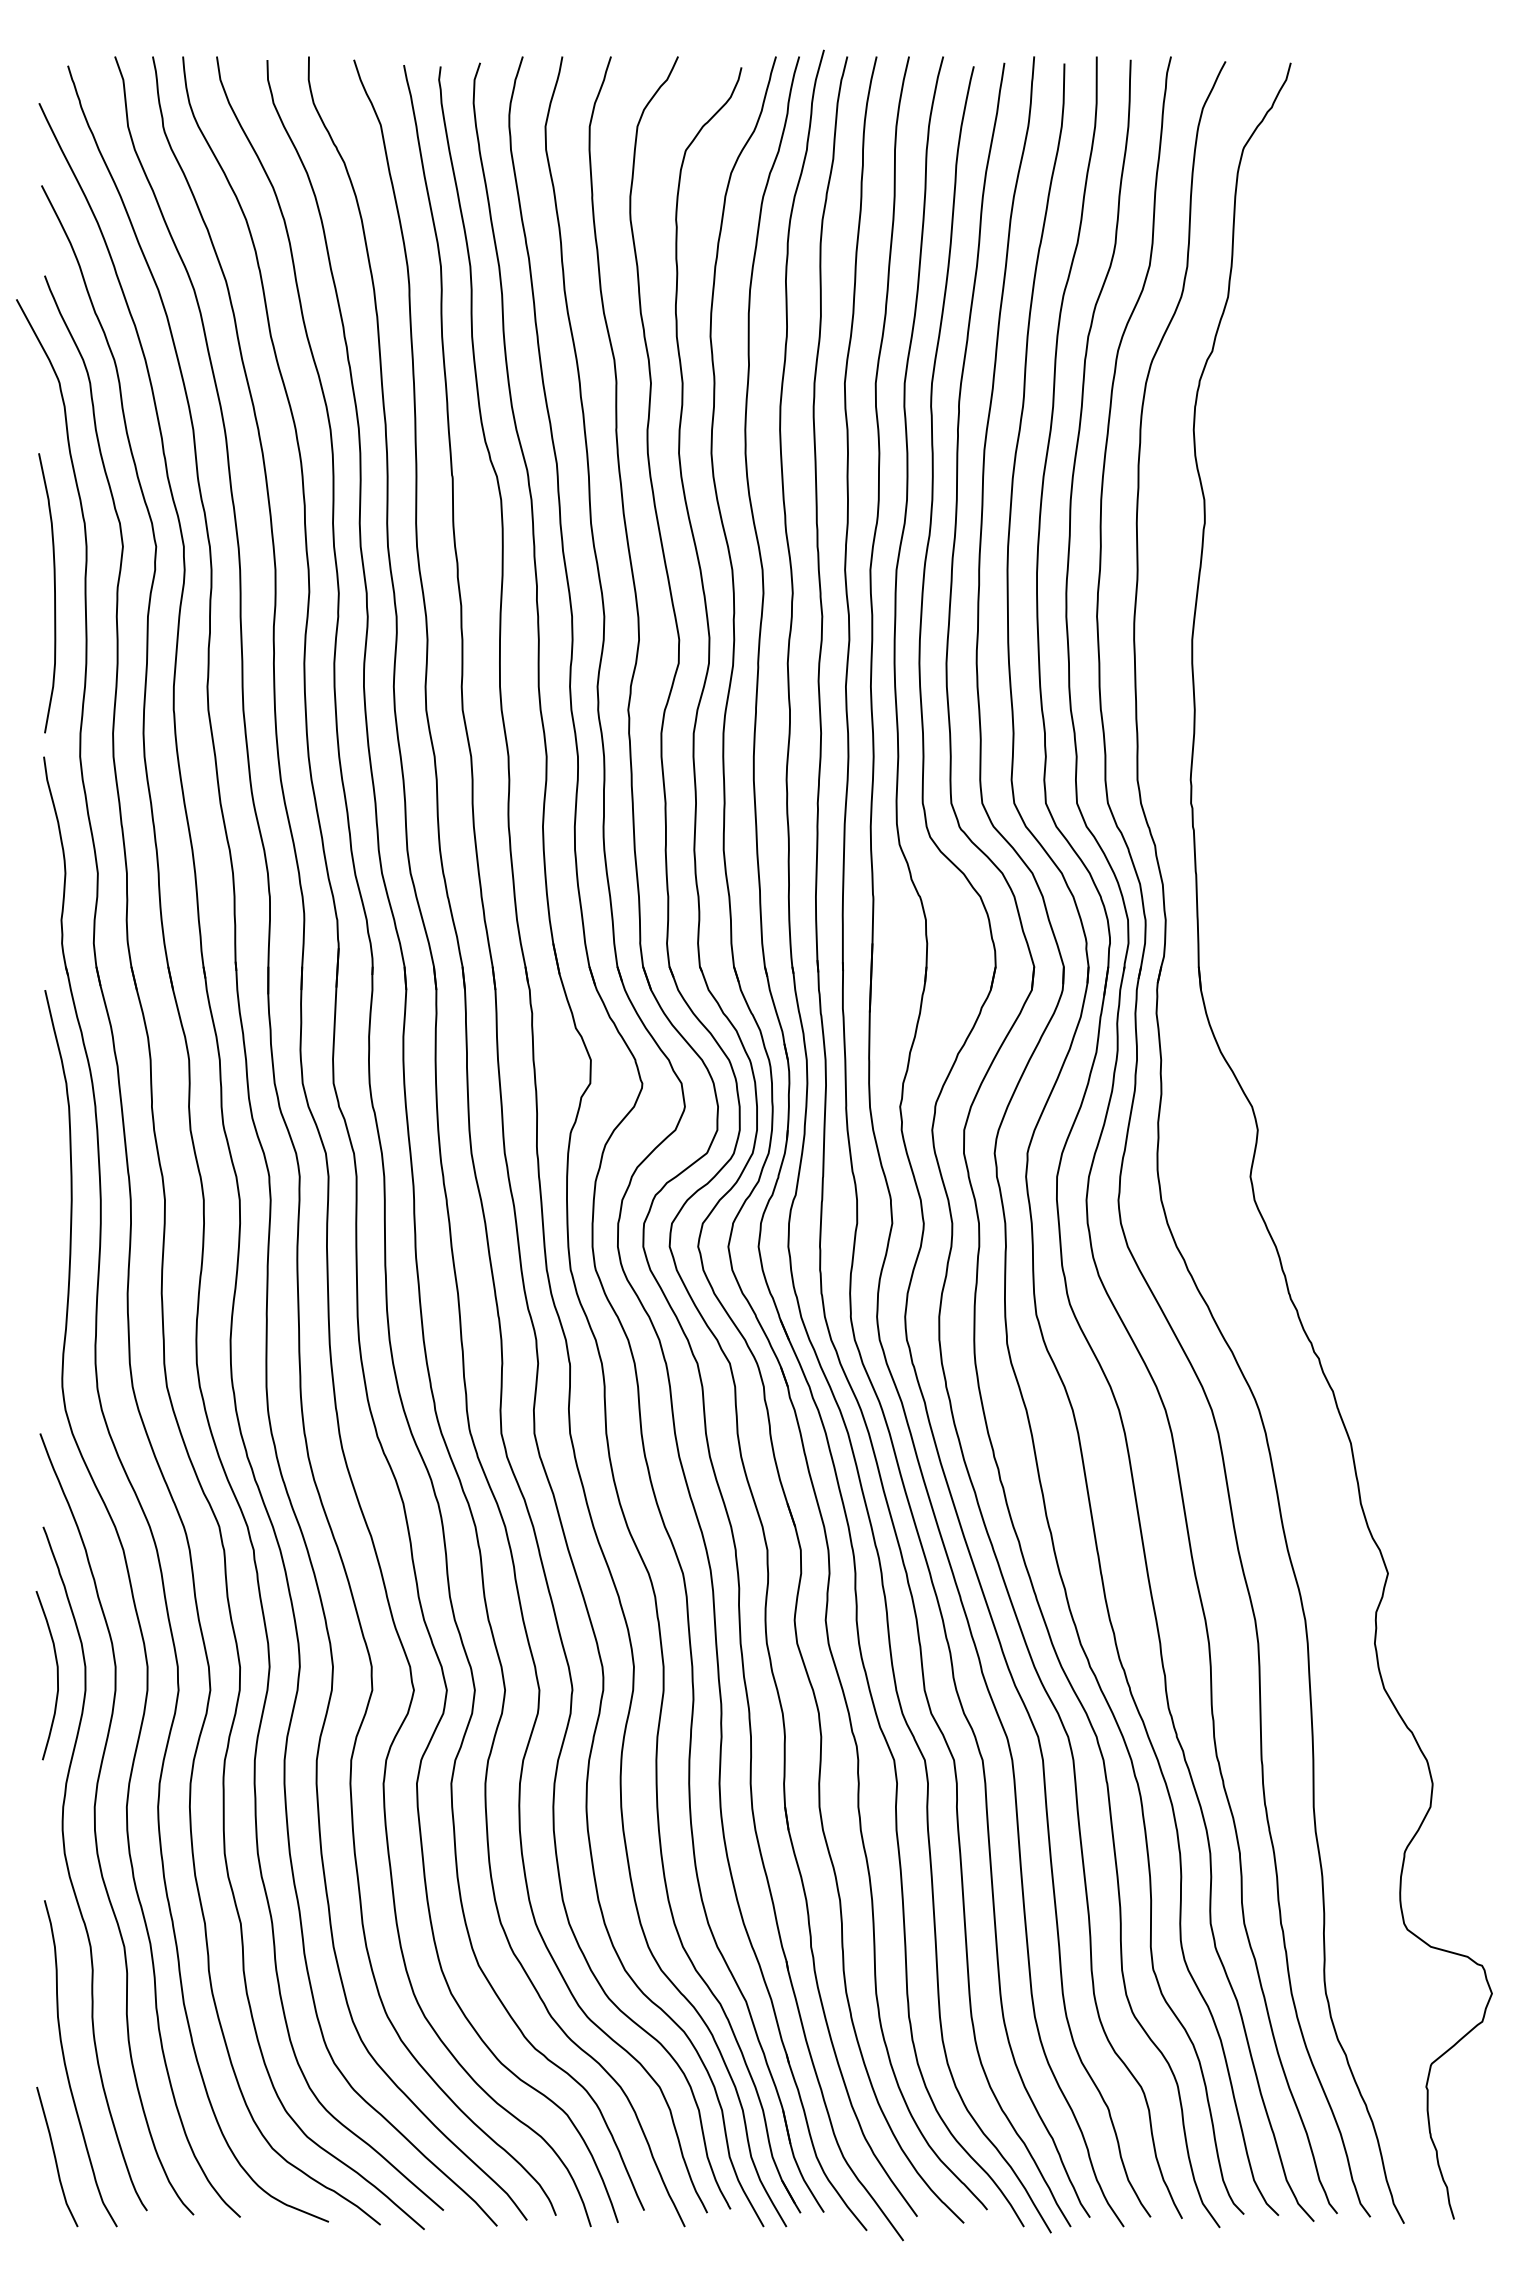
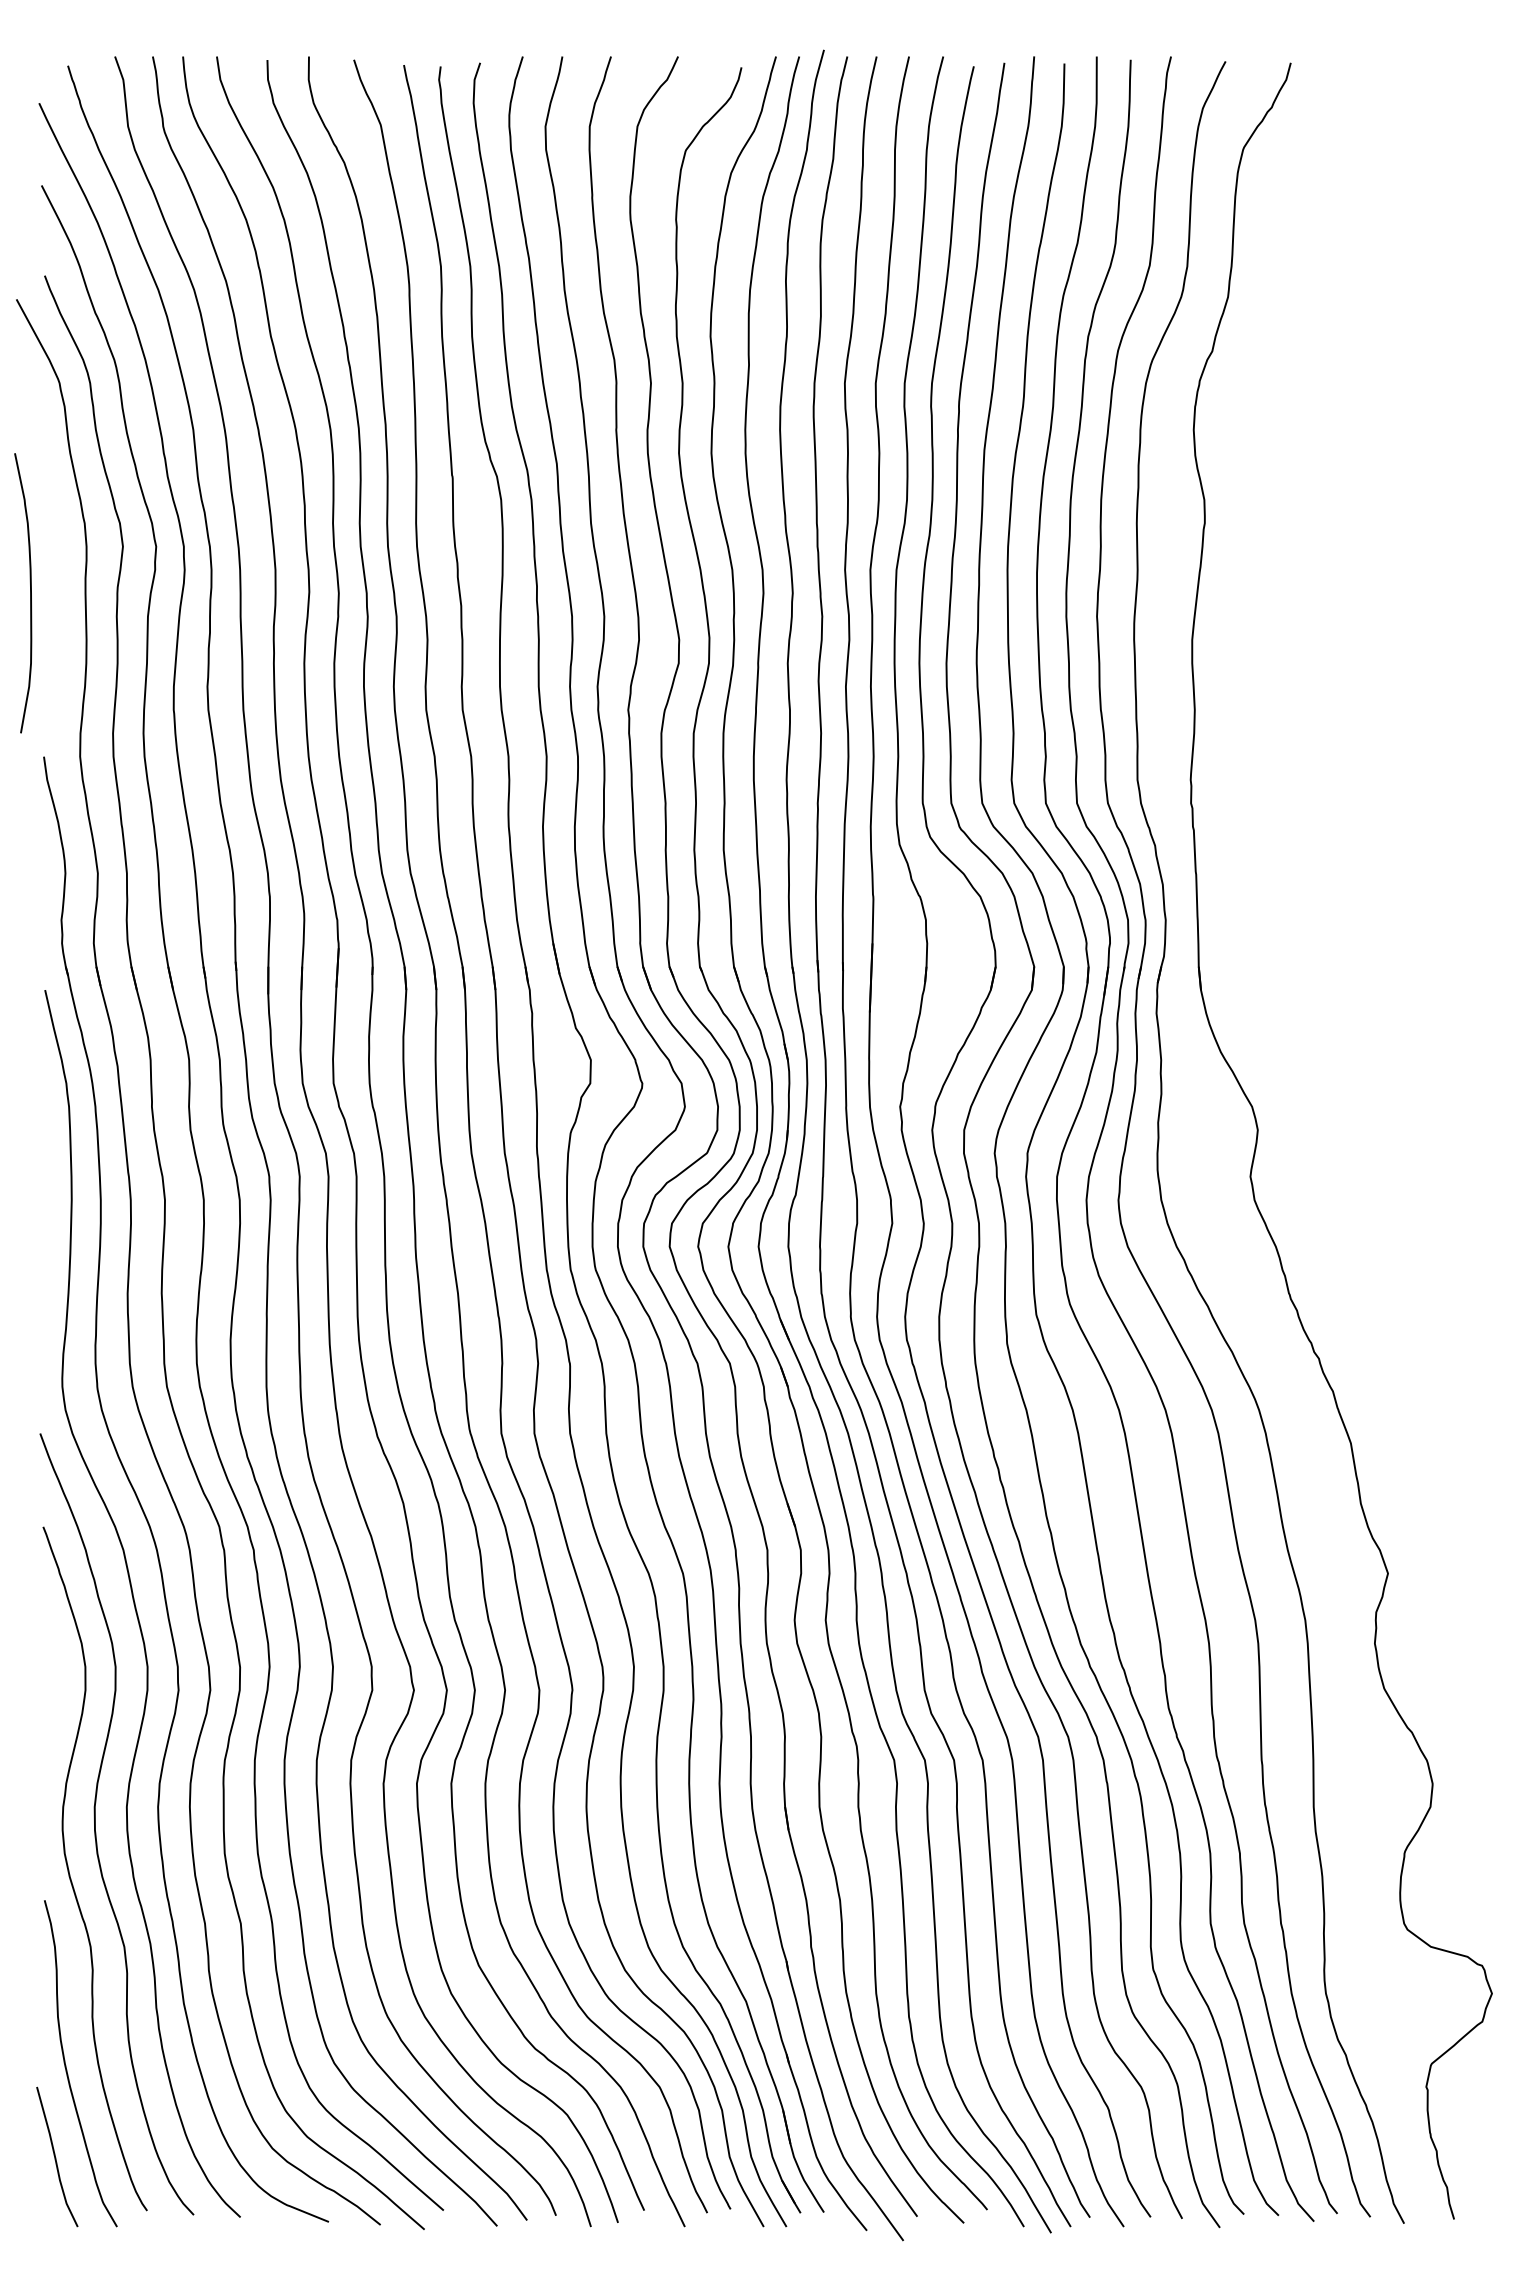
curve position: (54, 593) -> (30, 593) (30, 593)
curve: present -> none (56, 1671)
